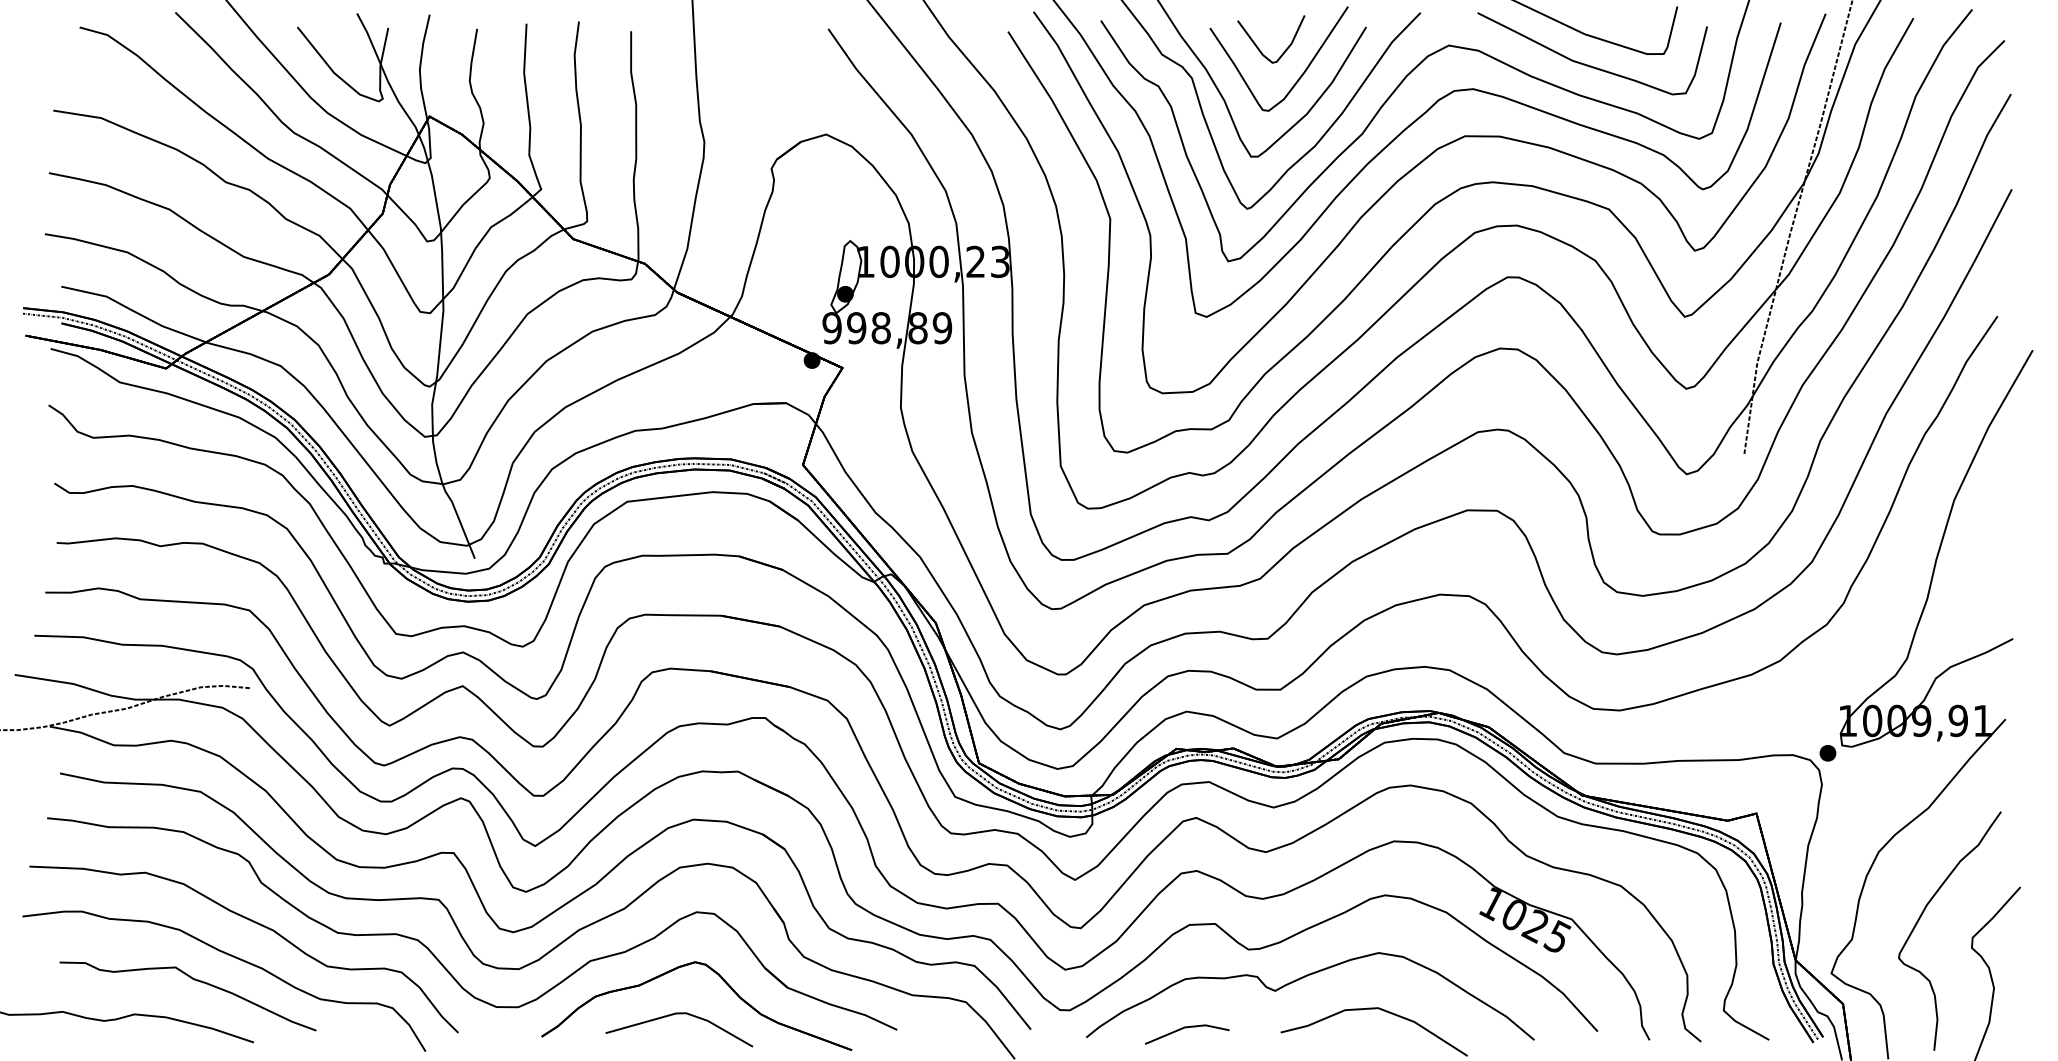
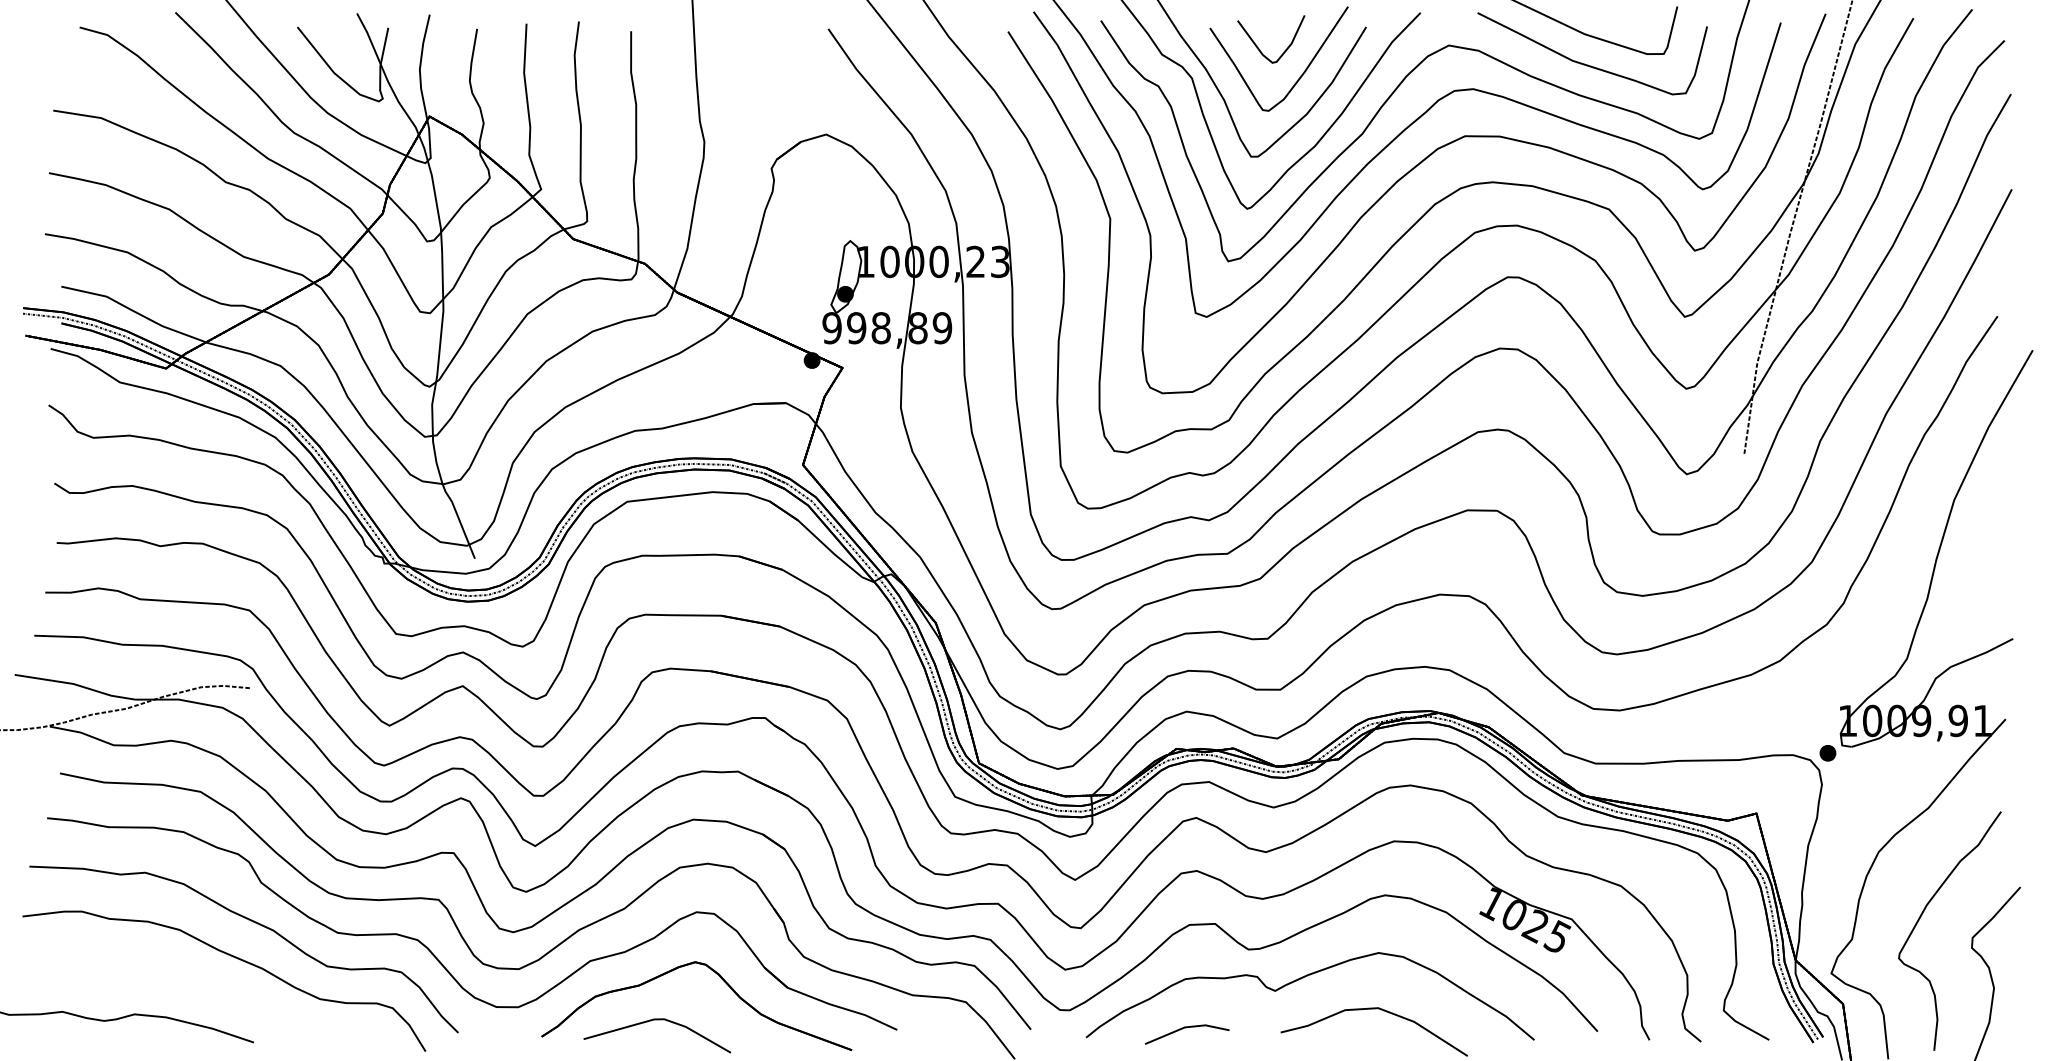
part: present -> none (194, 980)
line position: (679, 1014) -> (657, 1020) (657, 1020)
